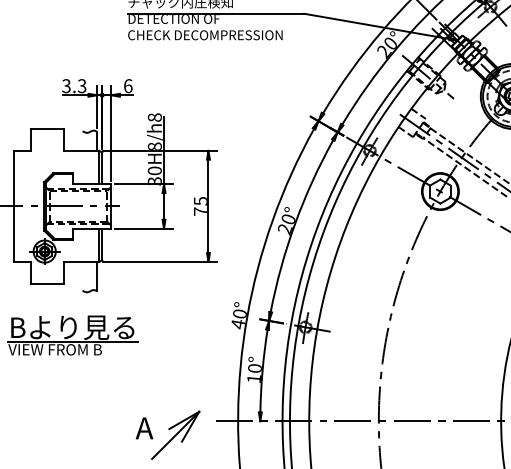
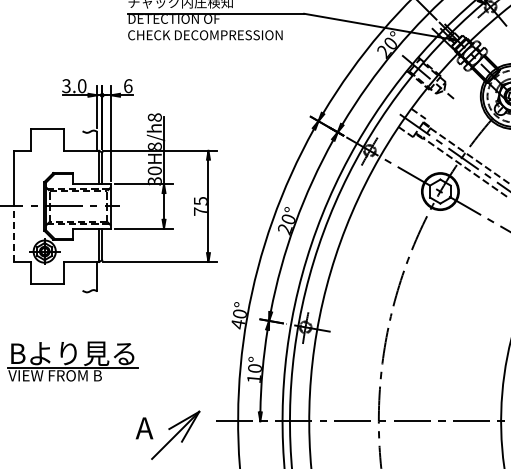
text: 3.3 -> 3.0 (81, 86)
line: solid -> dashed (13, 234)
part position: (72, 335) -> (72, 361) (72, 361)
